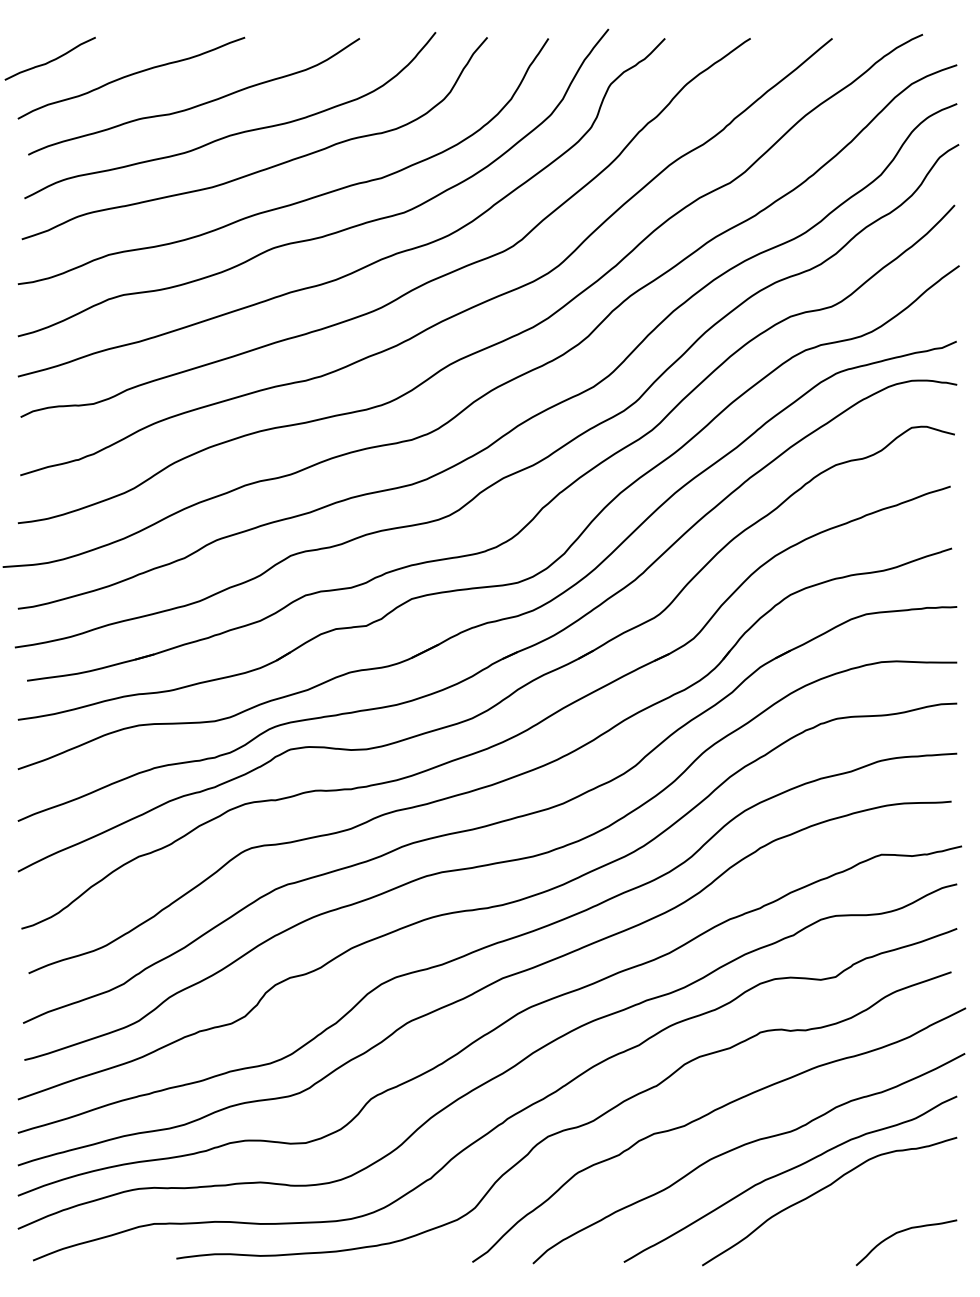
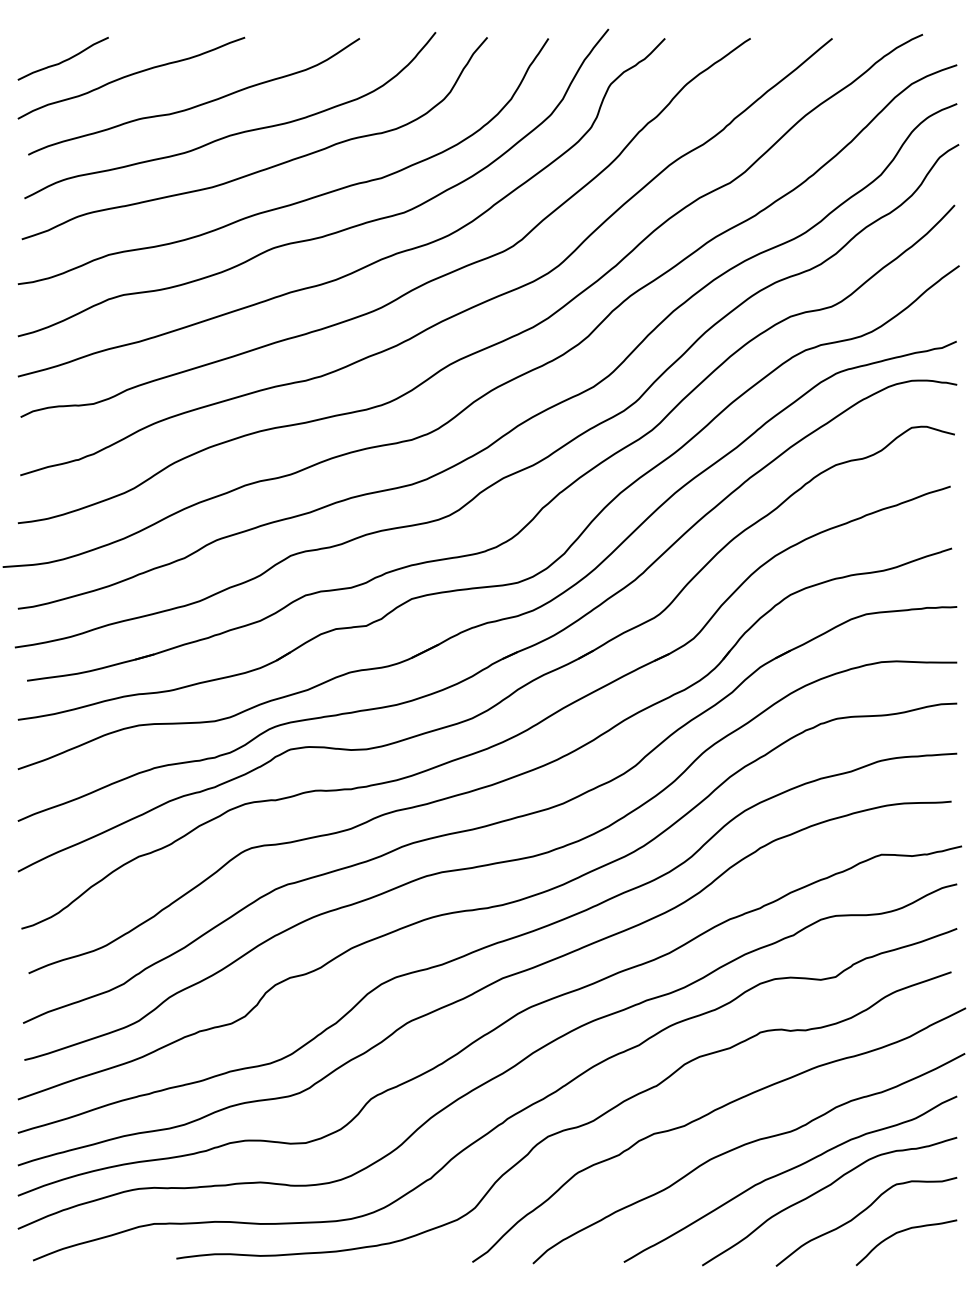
curve position: (50, 60) -> (63, 60) (63, 60)
curve: none -> present (860, 1214)
